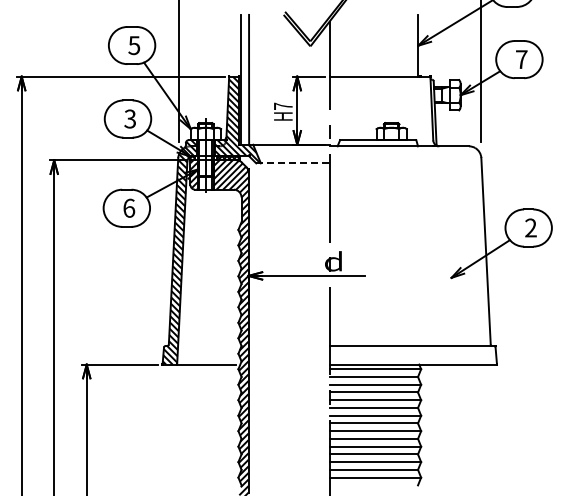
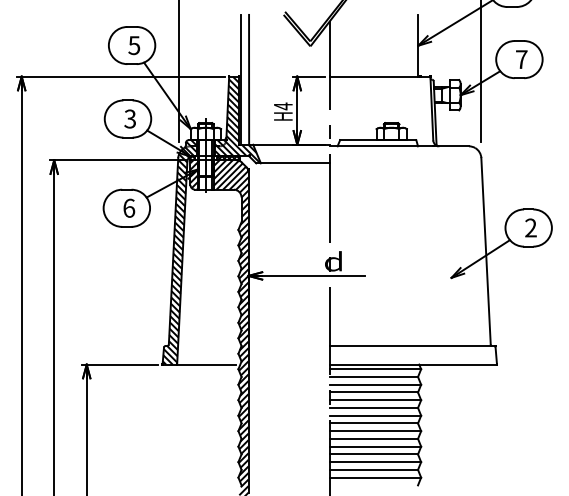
text: H7 -> H4 (283, 106)
line: dashed -> solid (293, 163)
